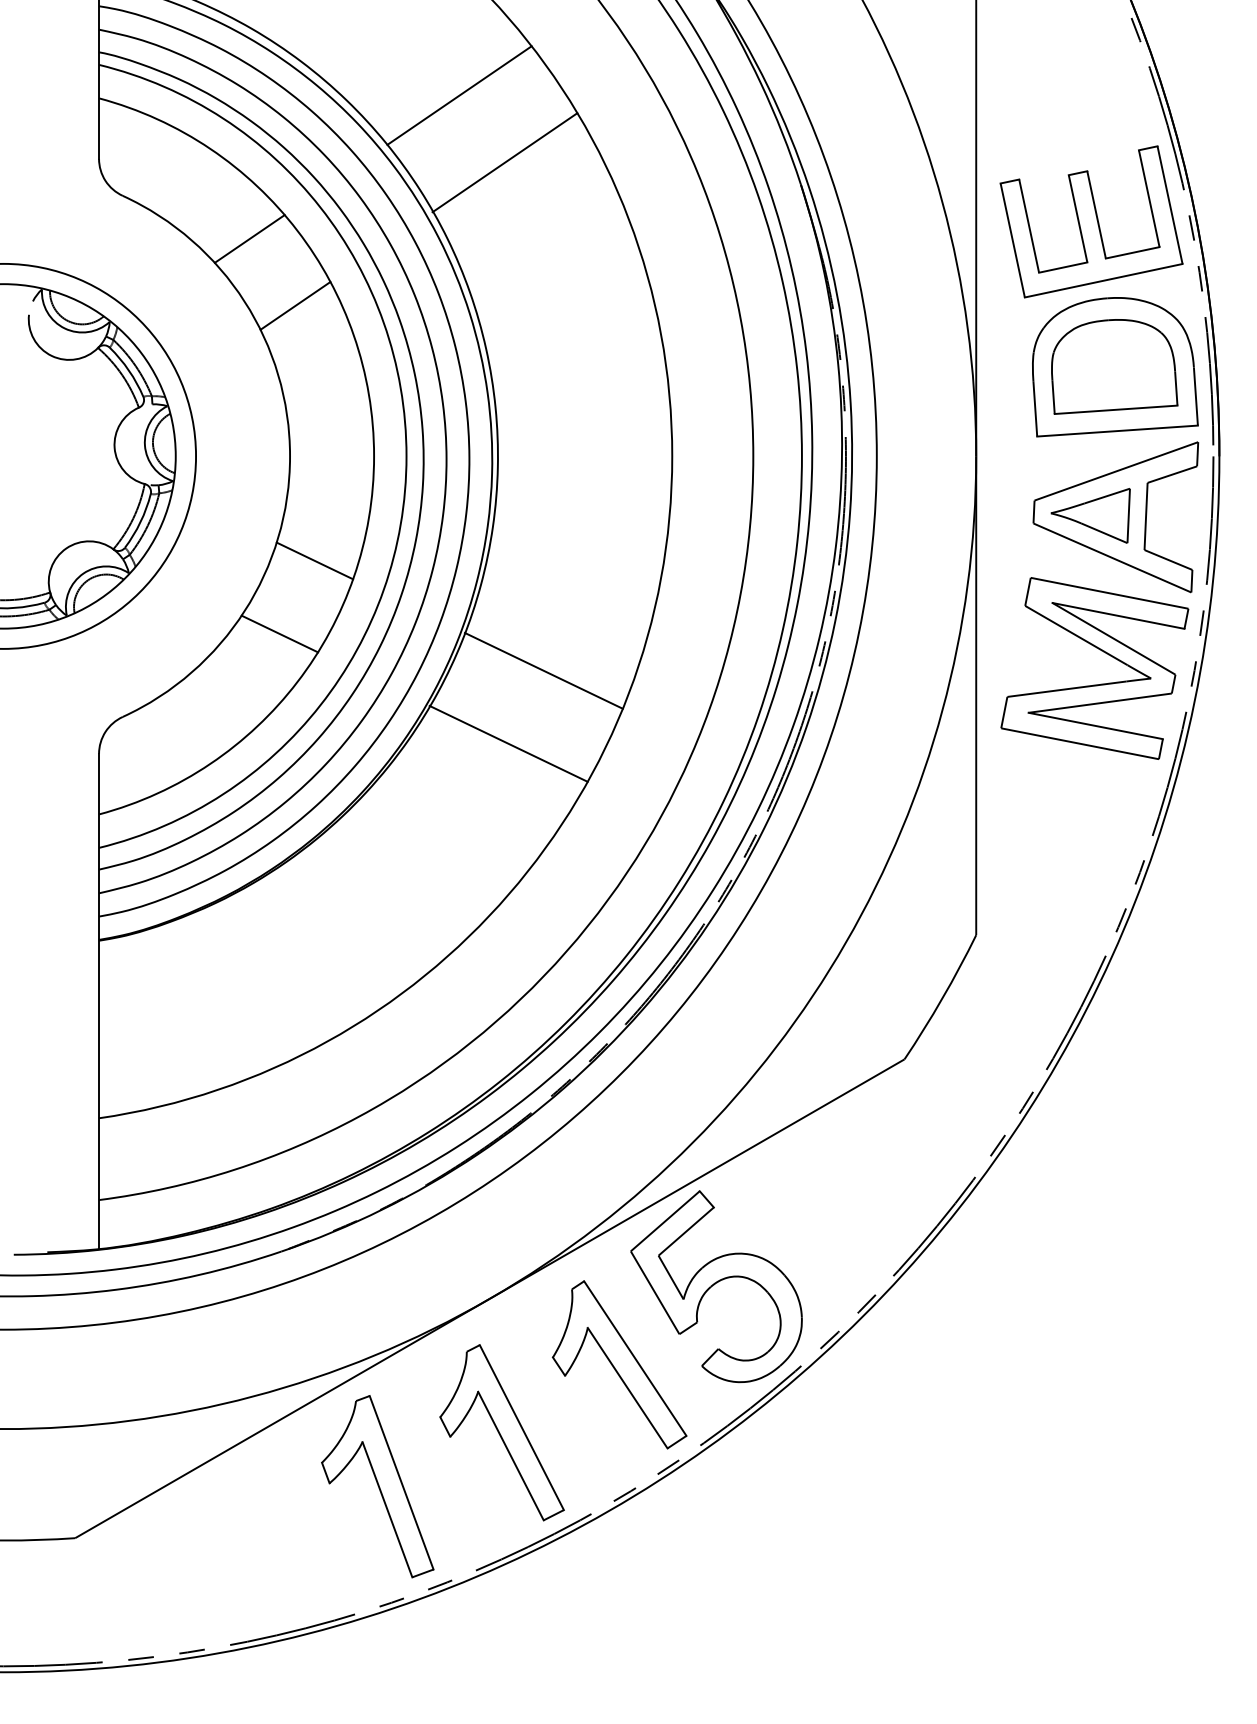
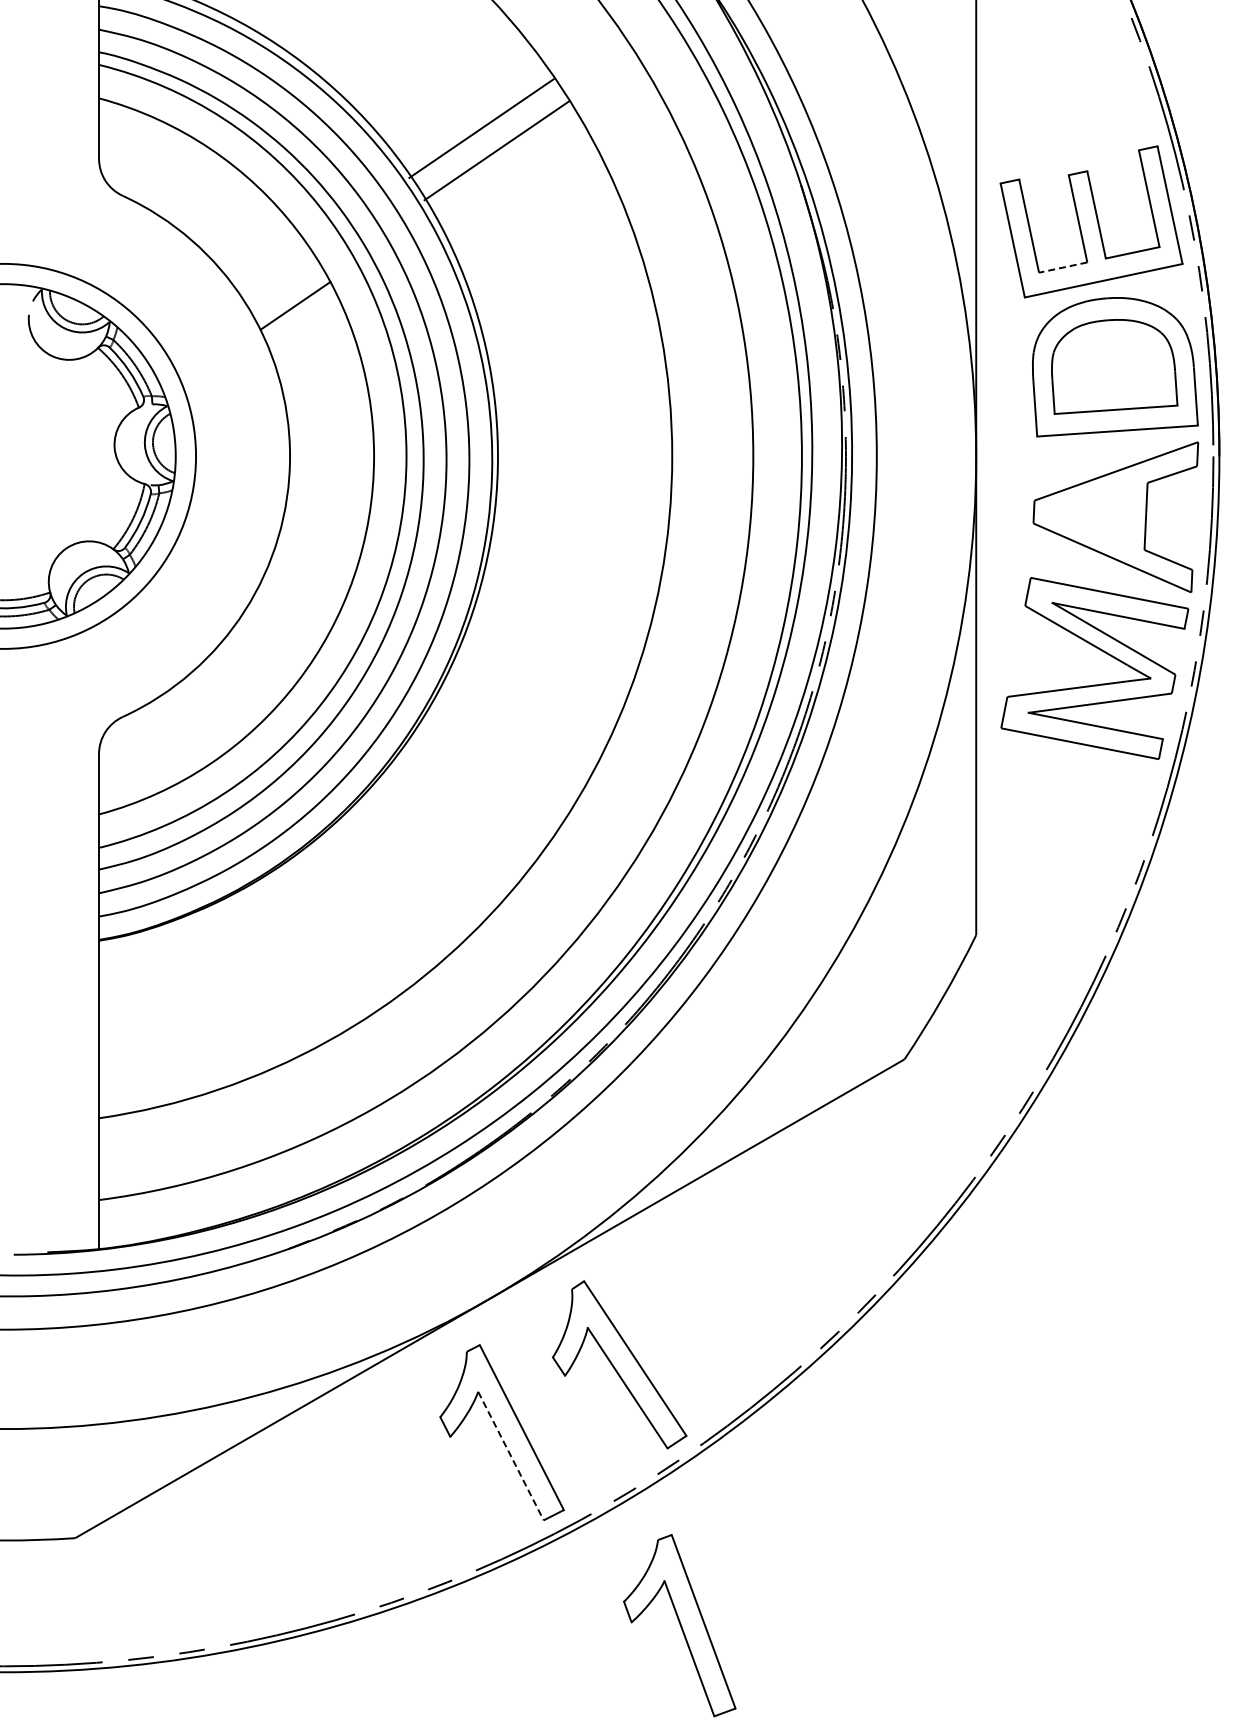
line position: (459, 95) -> (481, 128) (481, 128)
line position: (504, 162) -> (496, 150) (496, 150)
line: present -> none (249, 238)
line: solid -> dashed (1063, 267)
part: present -> none (1090, 515)
line: present -> none (314, 560)
line: present -> none (279, 633)
line: present -> none (543, 670)
line: present -> none (508, 743)
part: present -> none (716, 1286)
line: solid -> dashed (511, 1456)
part position: (377, 1486) -> (679, 1625) (679, 1625)
